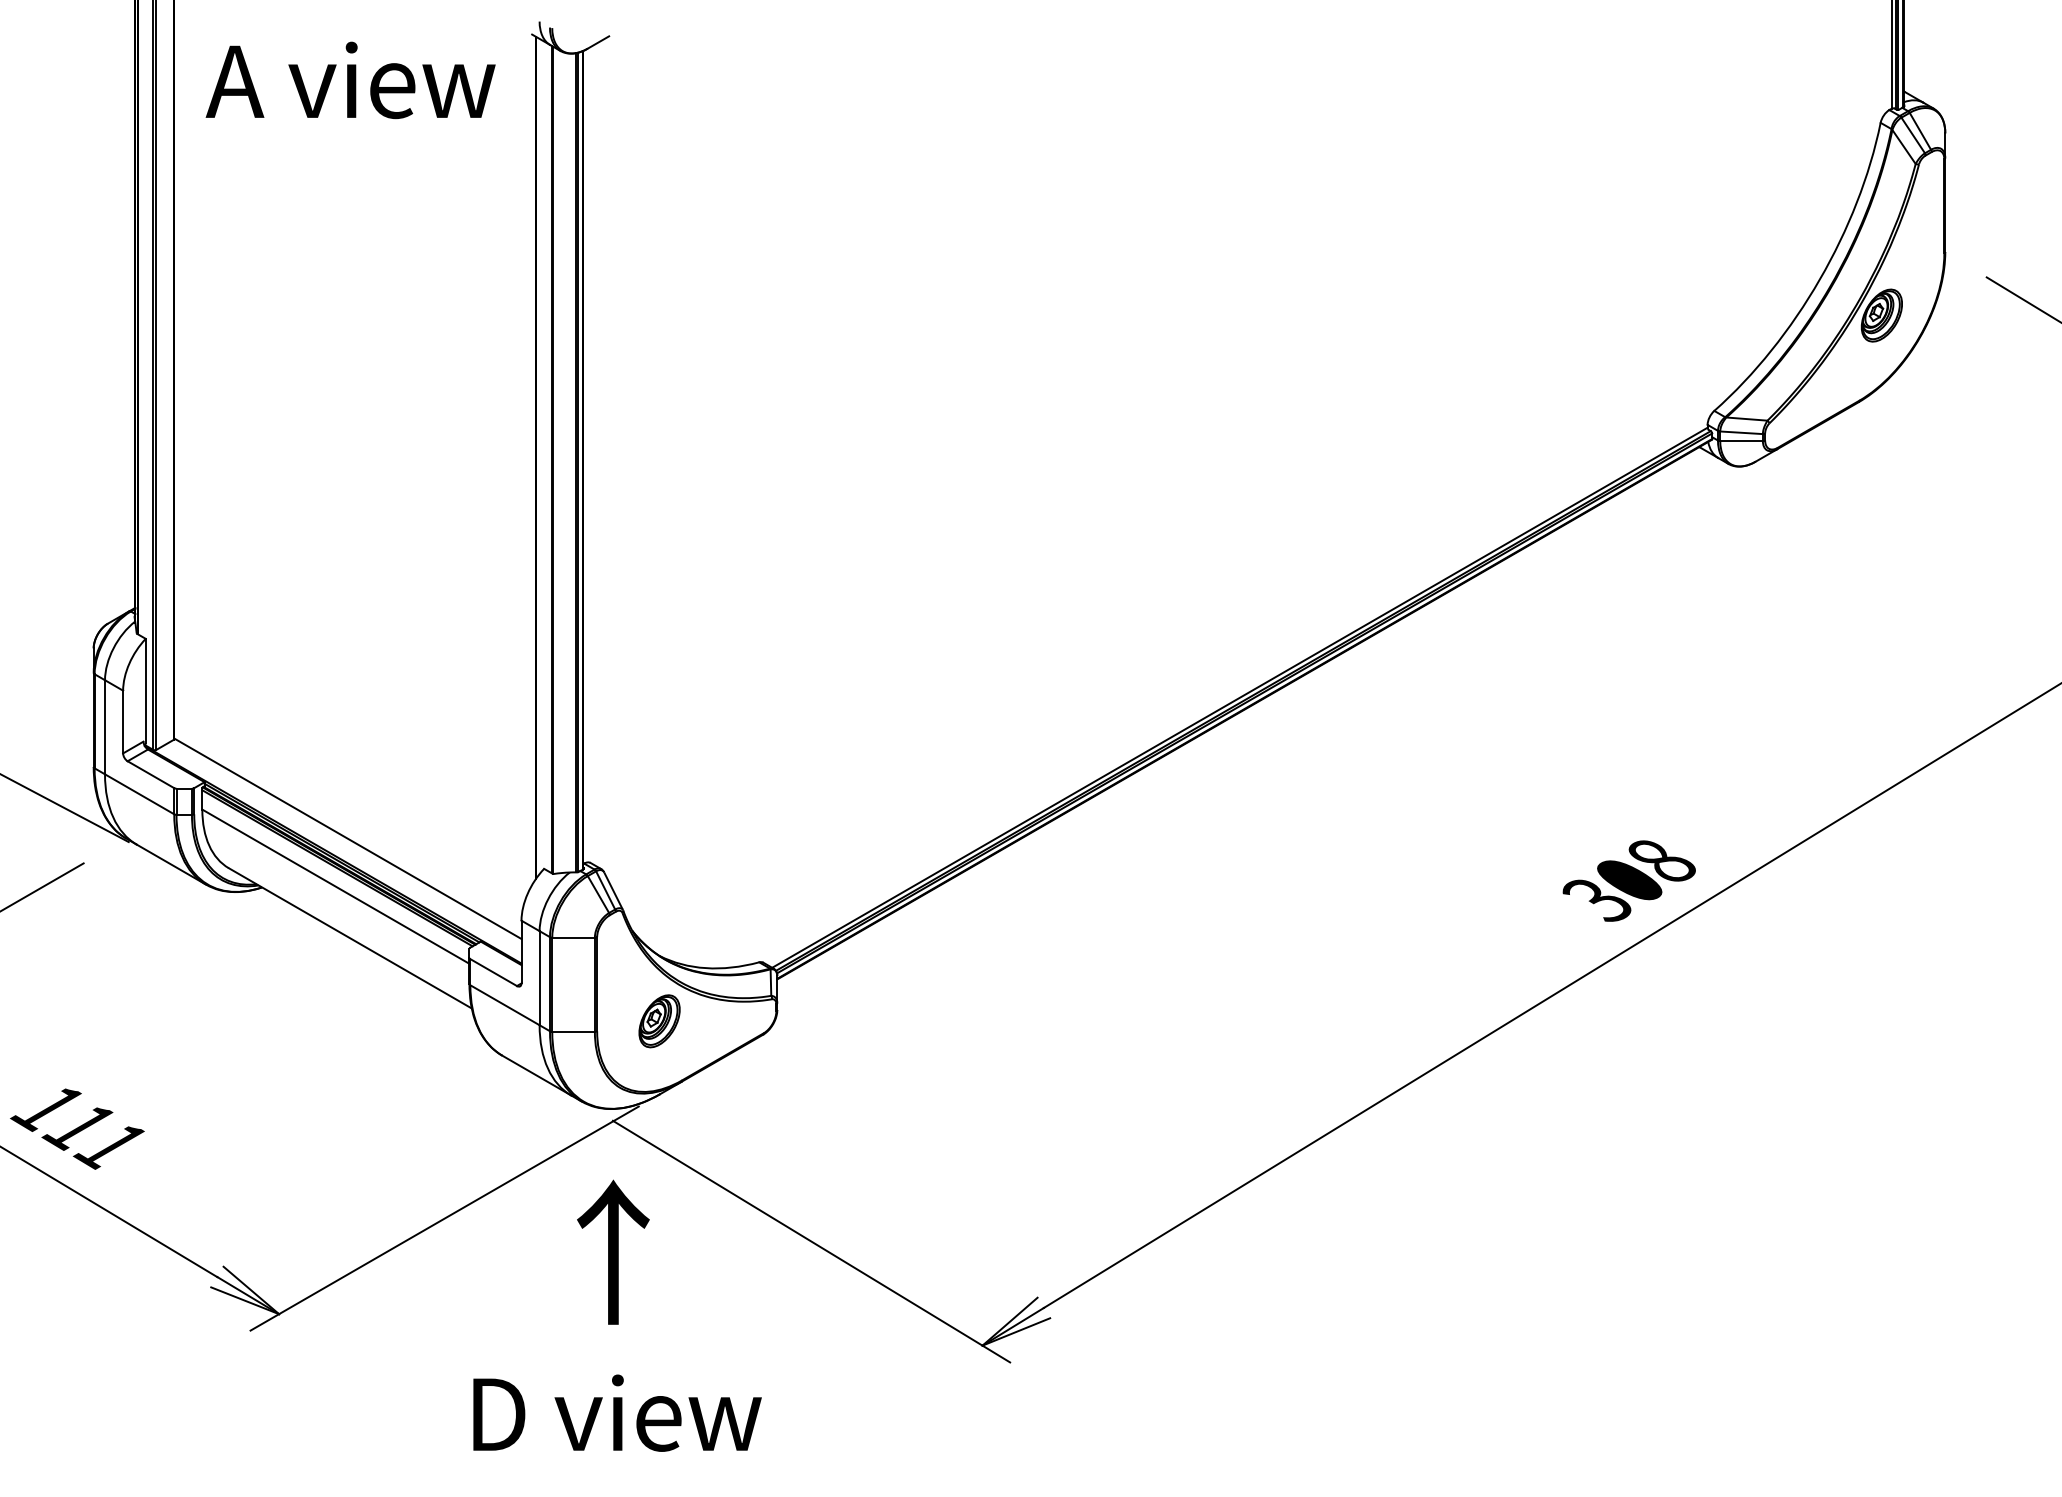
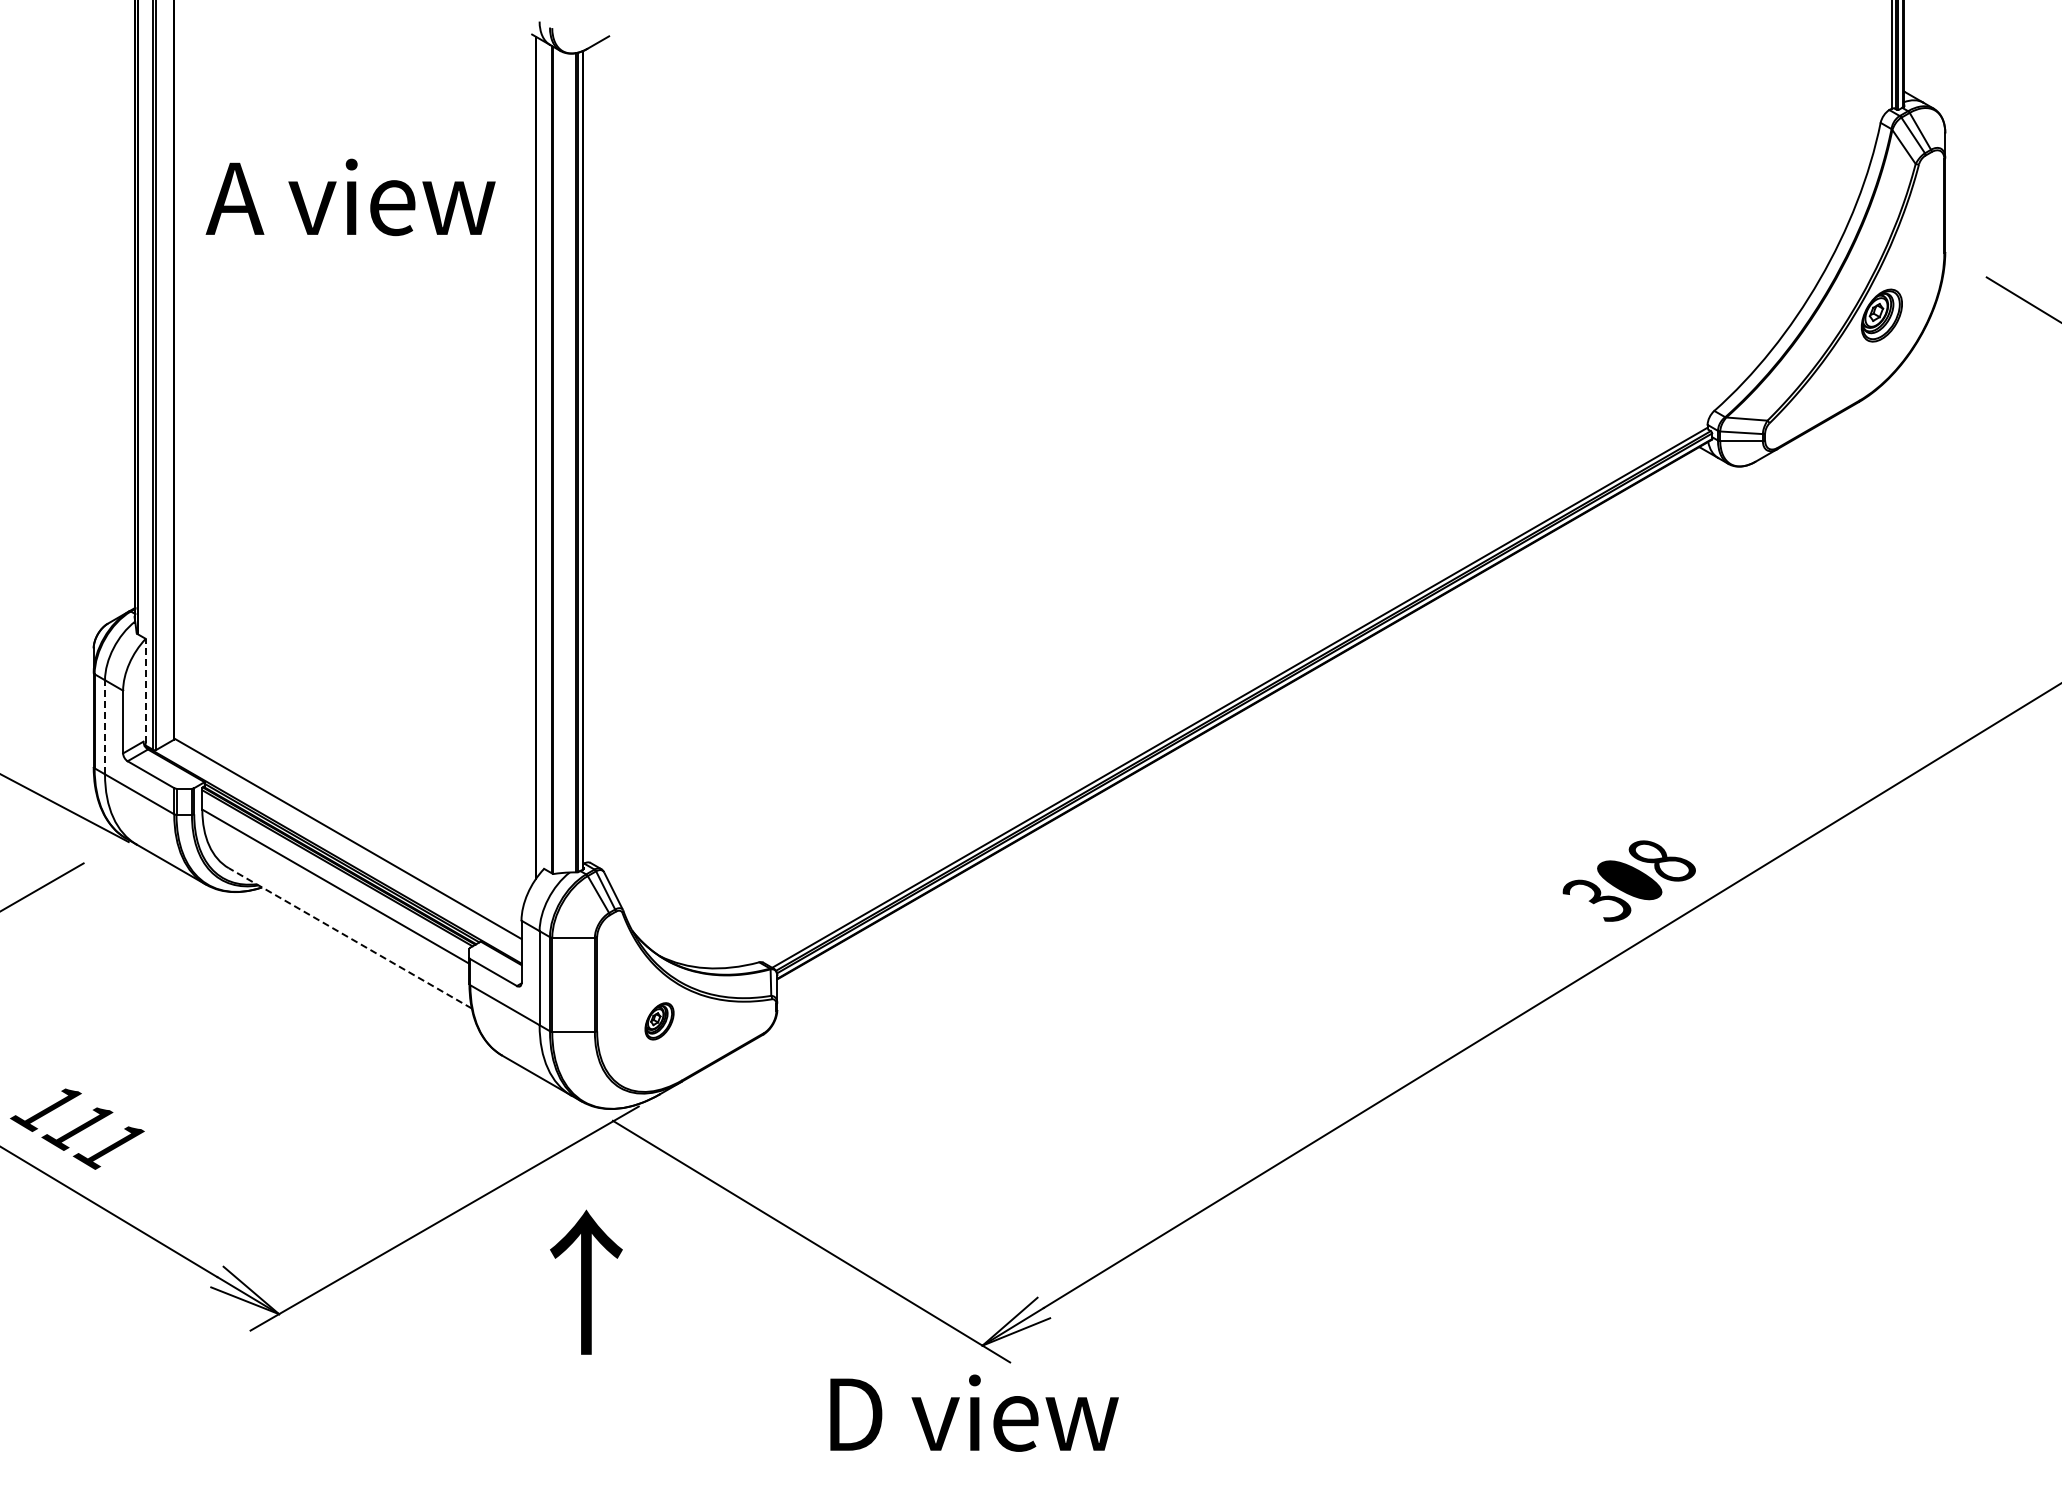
text position: (350, 80) -> (350, 197) (350, 197)
line: solid -> dashed (145, 690)
line: solid -> dashed (105, 726)
line: solid -> dashed (349, 938)
part size: 43x55 px -> 31x39 px (659, 1021)
text position: (613, 1251) -> (586, 1281) (586, 1281)
text position: (617, 1412) -> (974, 1412) (974, 1412)
